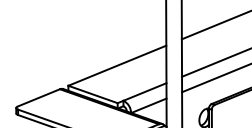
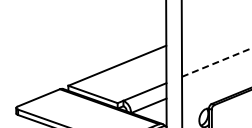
line: present -> none (214, 25)
line: solid -> dashed (216, 62)
line: present -> none (215, 78)
